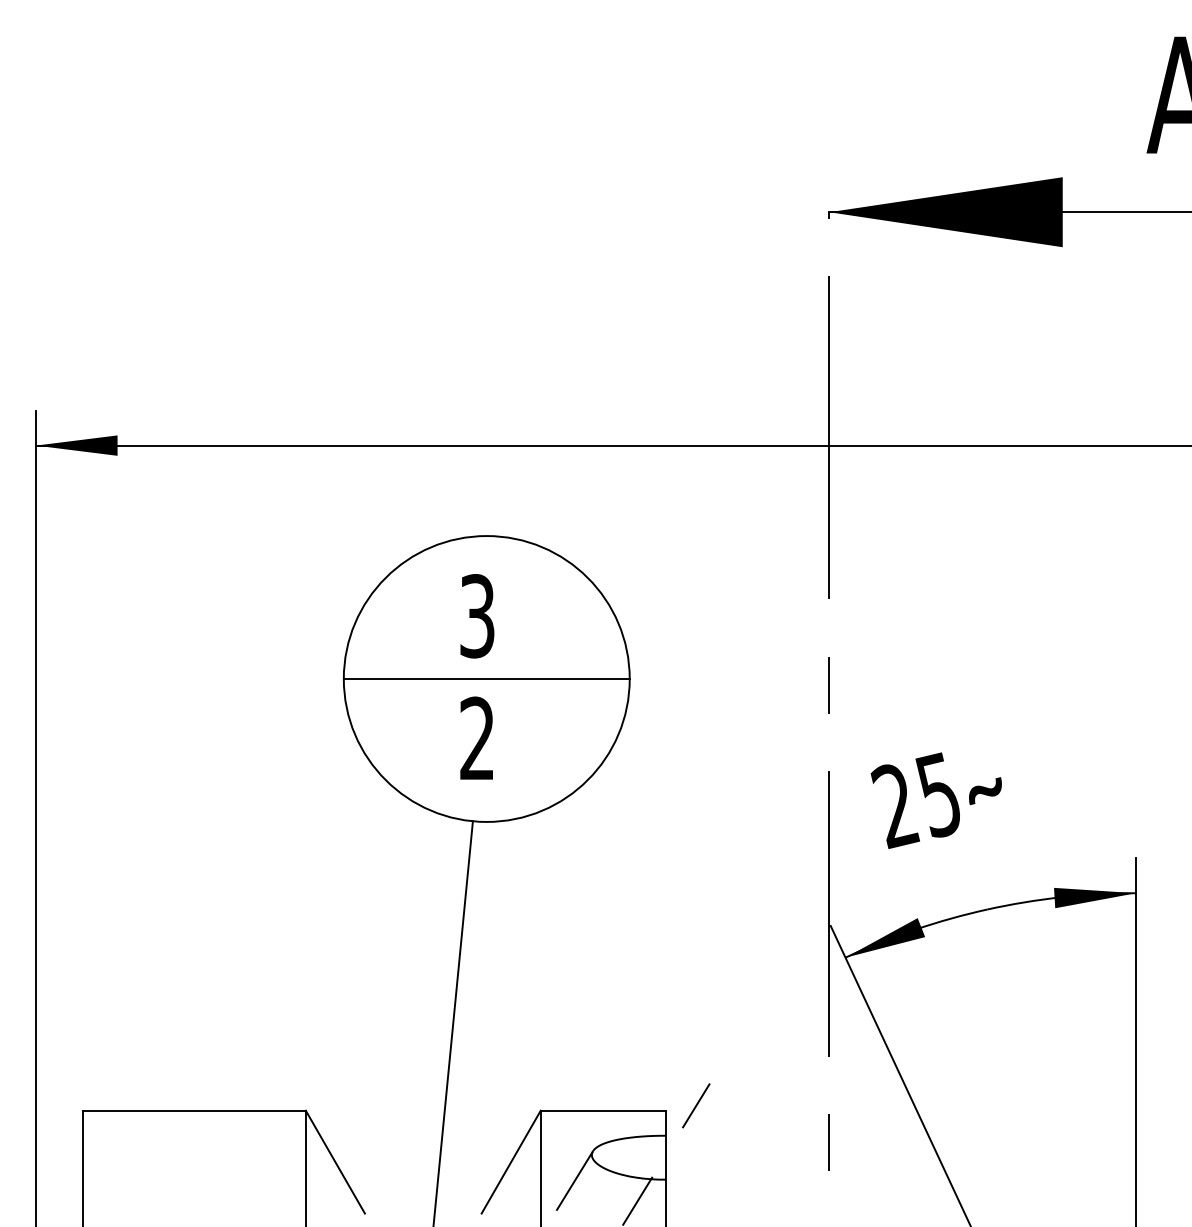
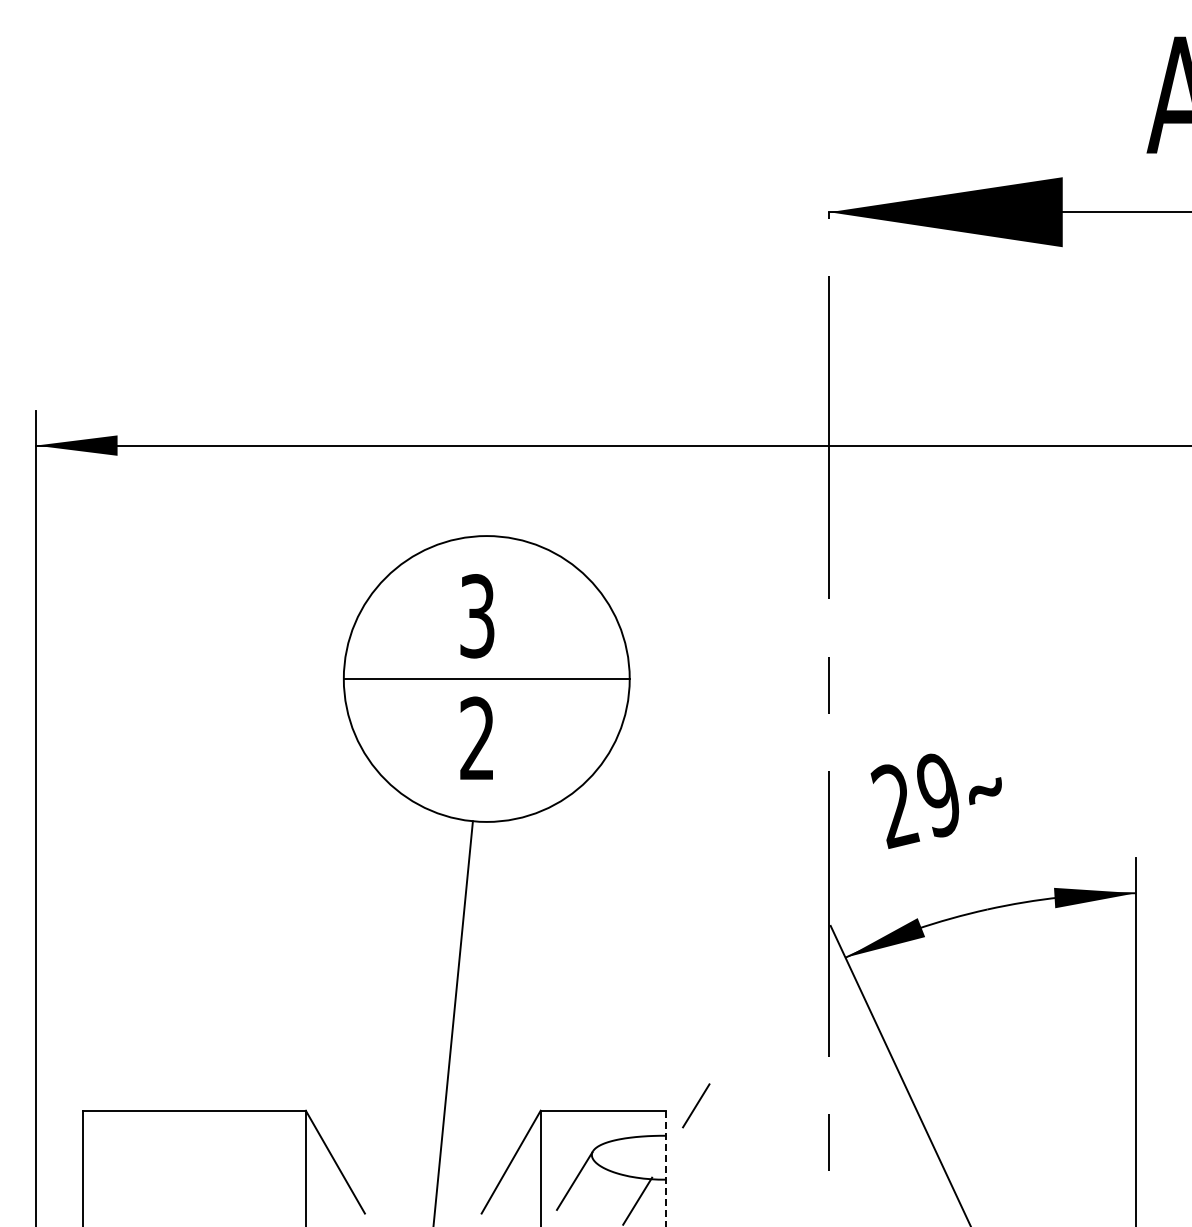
text: 25 -> 29 (937, 794)
line: solid -> dashed (666, 1168)
